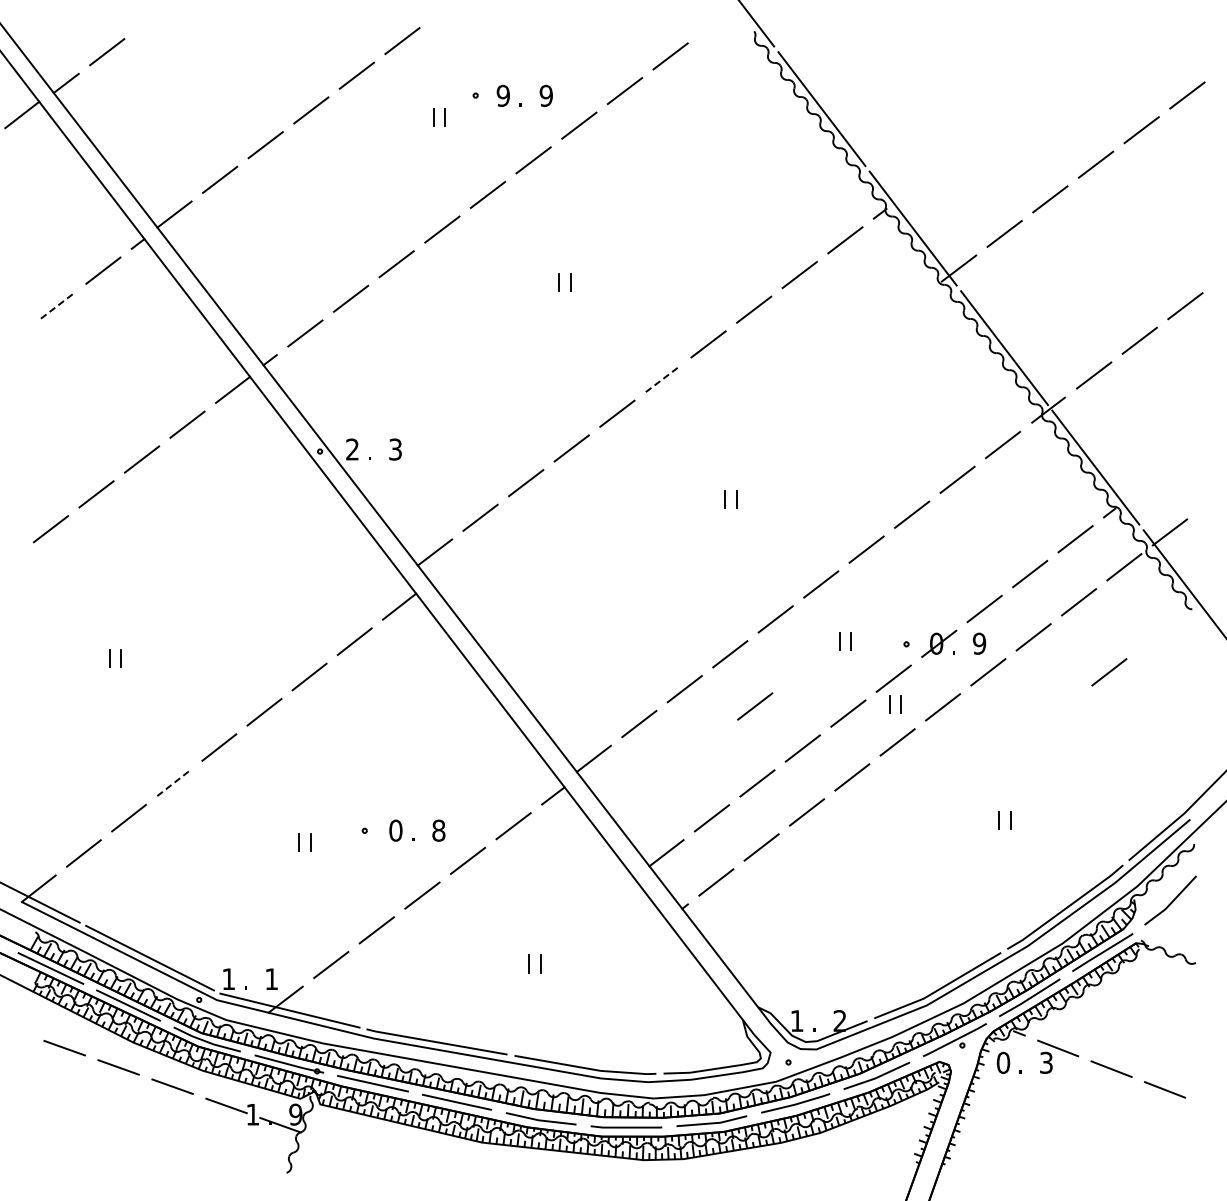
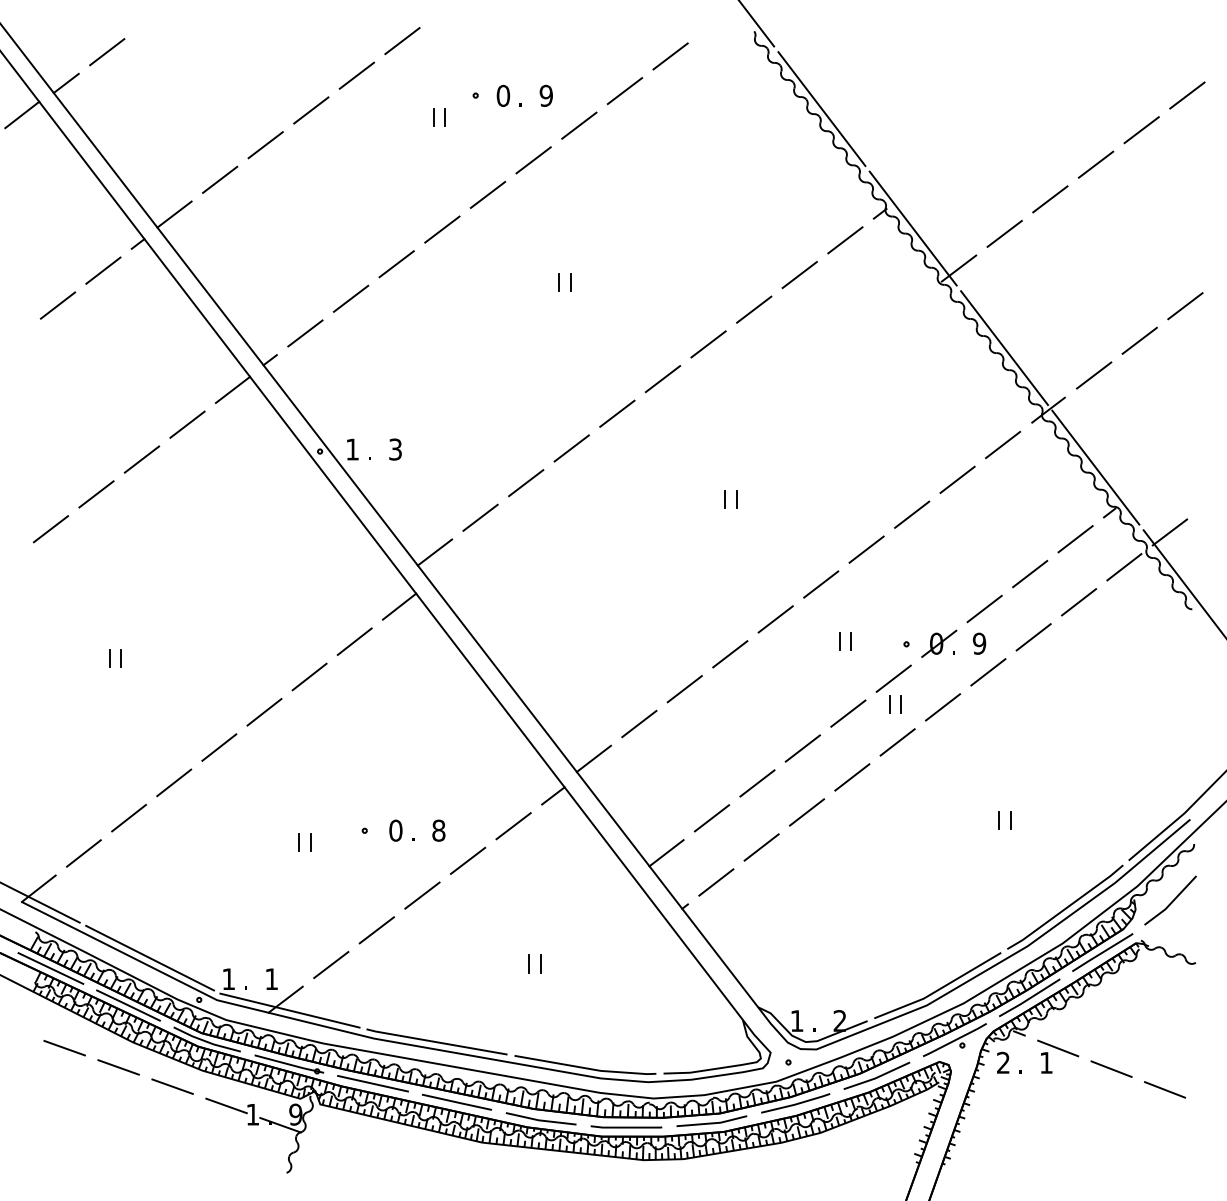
text: 9 -> 0 (503, 95)
line: dashed -> solid (58, 305)
line: dashed -> solid (663, 378)
text: 2 -> 1 (352, 449)
line: present -> none (1109, 672)
line: present -> none (755, 706)
line: dashed -> solid (174, 782)
text: 0 -> 2 (1003, 1062)
text: 3 -> 1 (1046, 1062)
